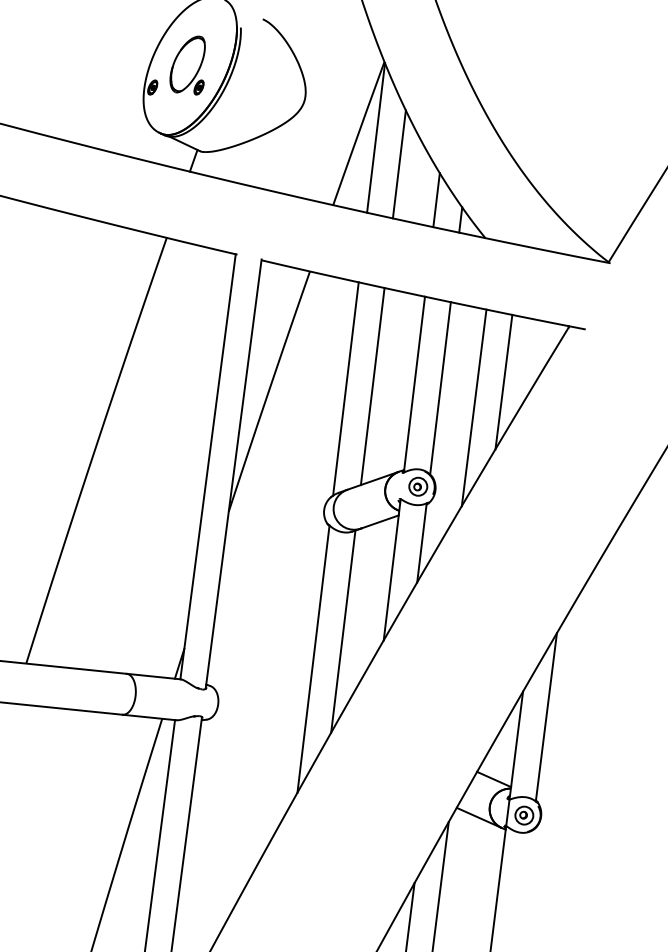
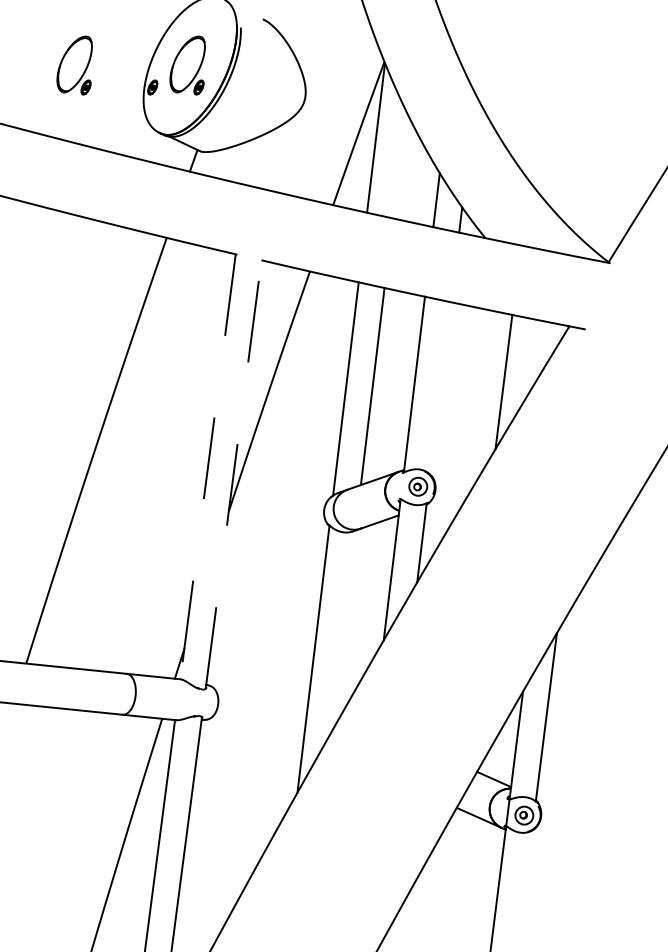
part: none -> present (74, 65)
line: present -> none (398, 164)
line: present -> none (440, 388)
line: present -> none (473, 407)
line: solid -> dashed (208, 467)
line: solid -> dashed (233, 473)
line: present -> none (343, 631)
line: present -> none (440, 885)
line: present -> none (410, 915)
